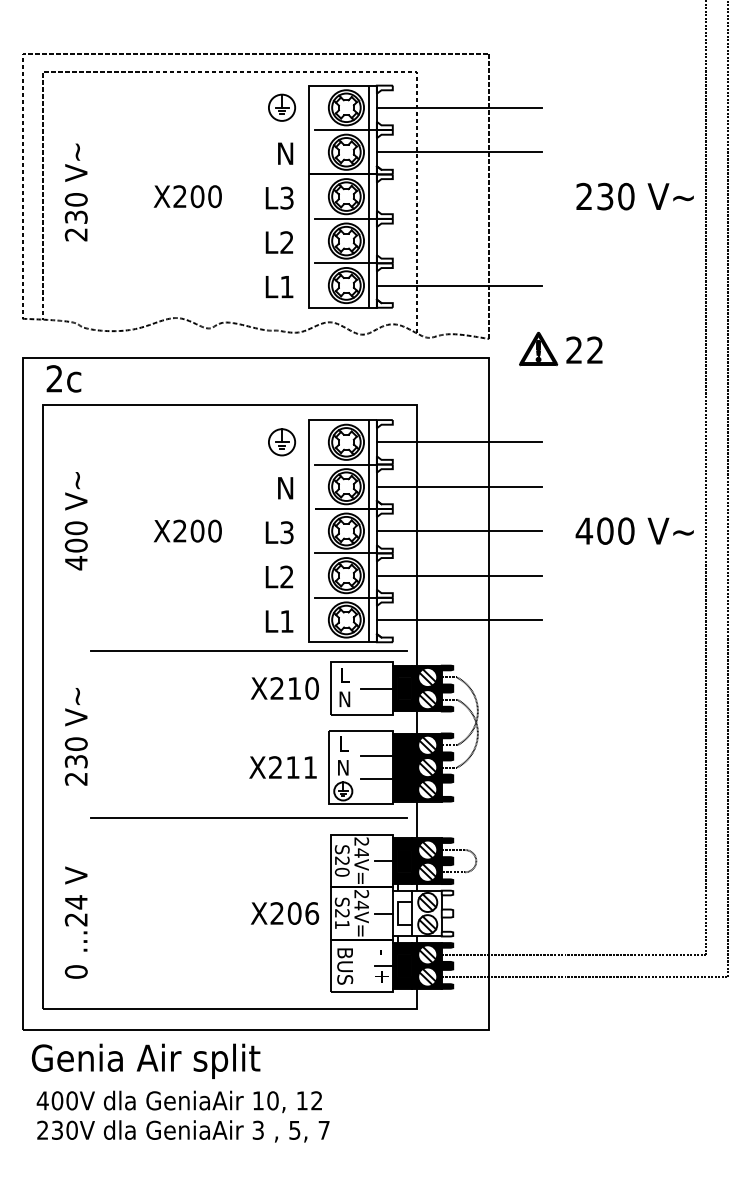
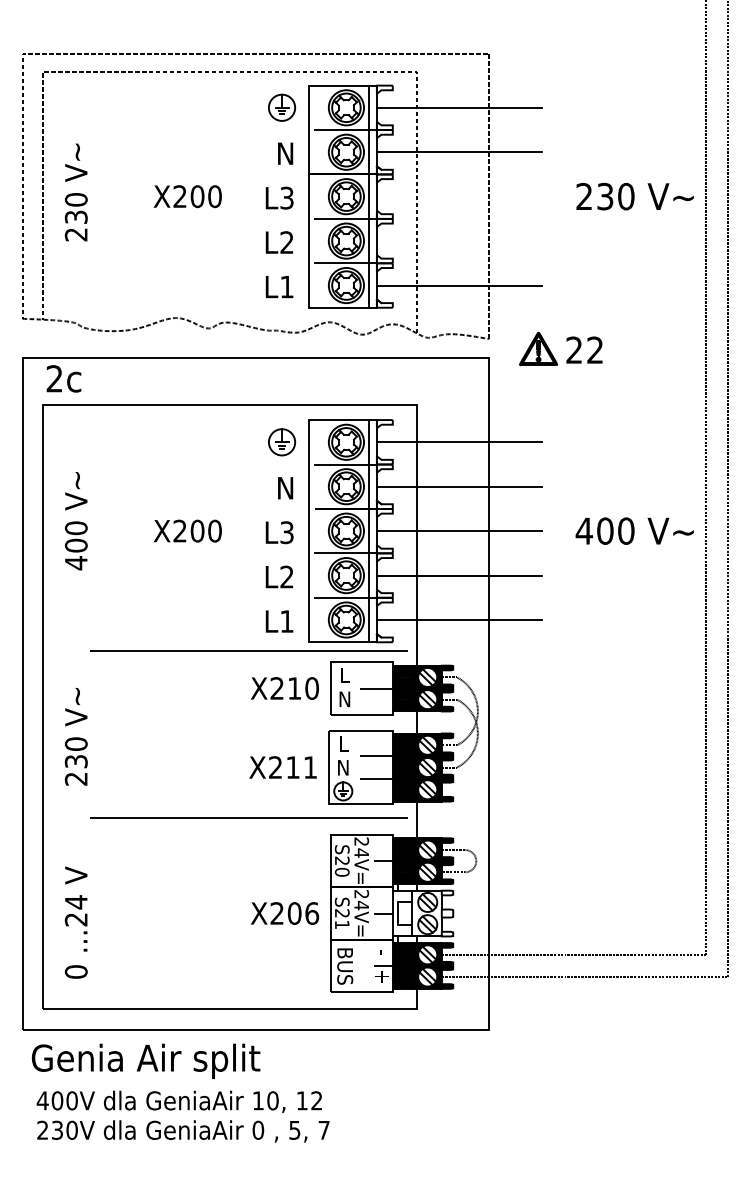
text: 3 -> 0 (258, 1129)
